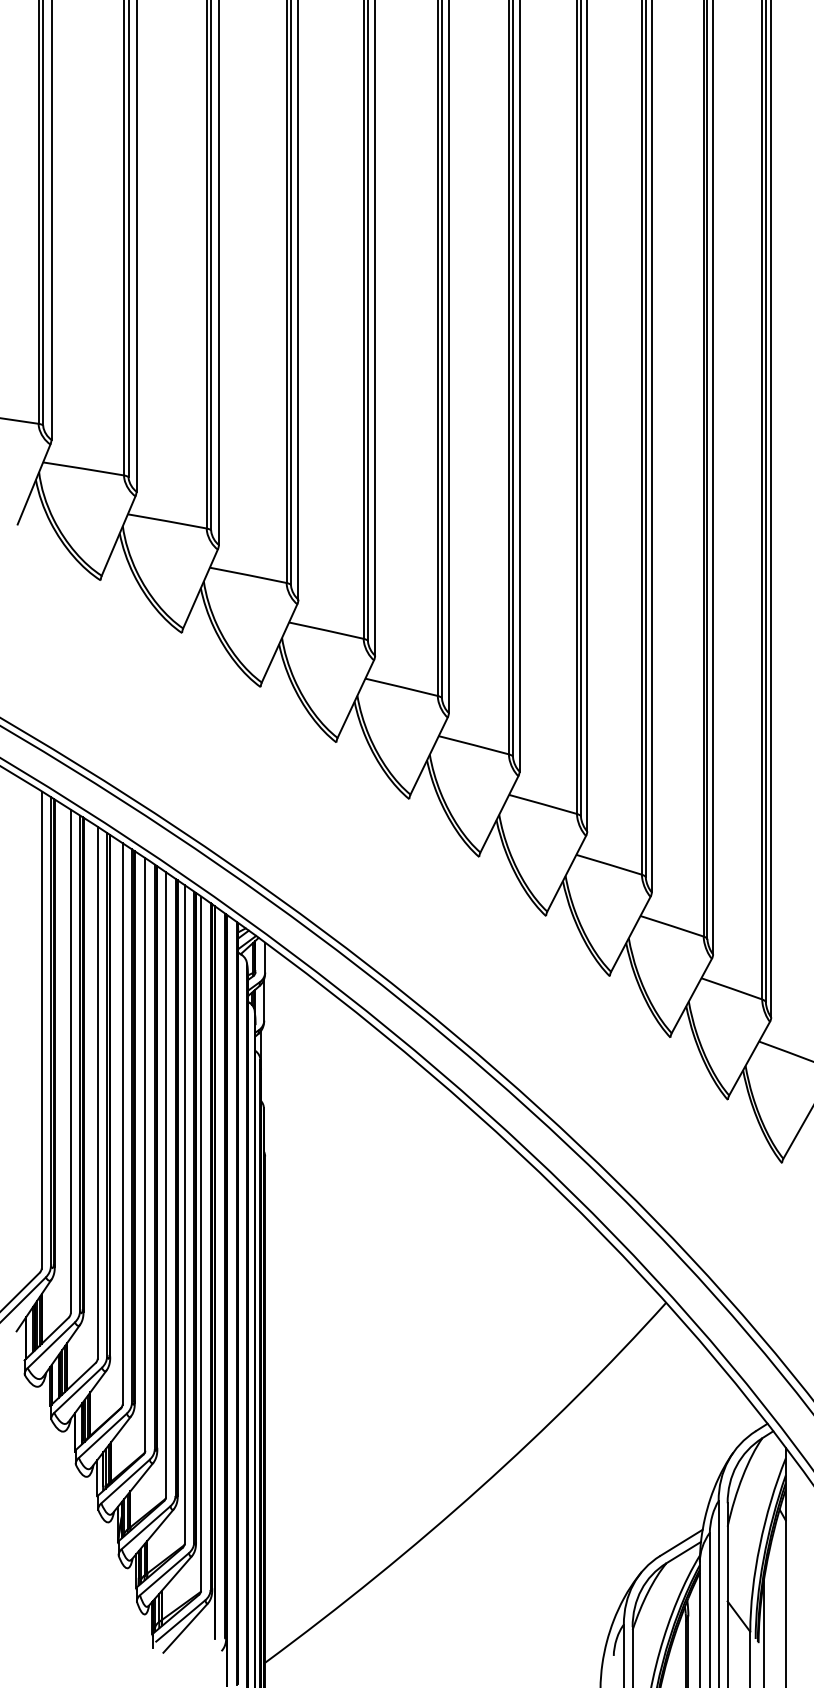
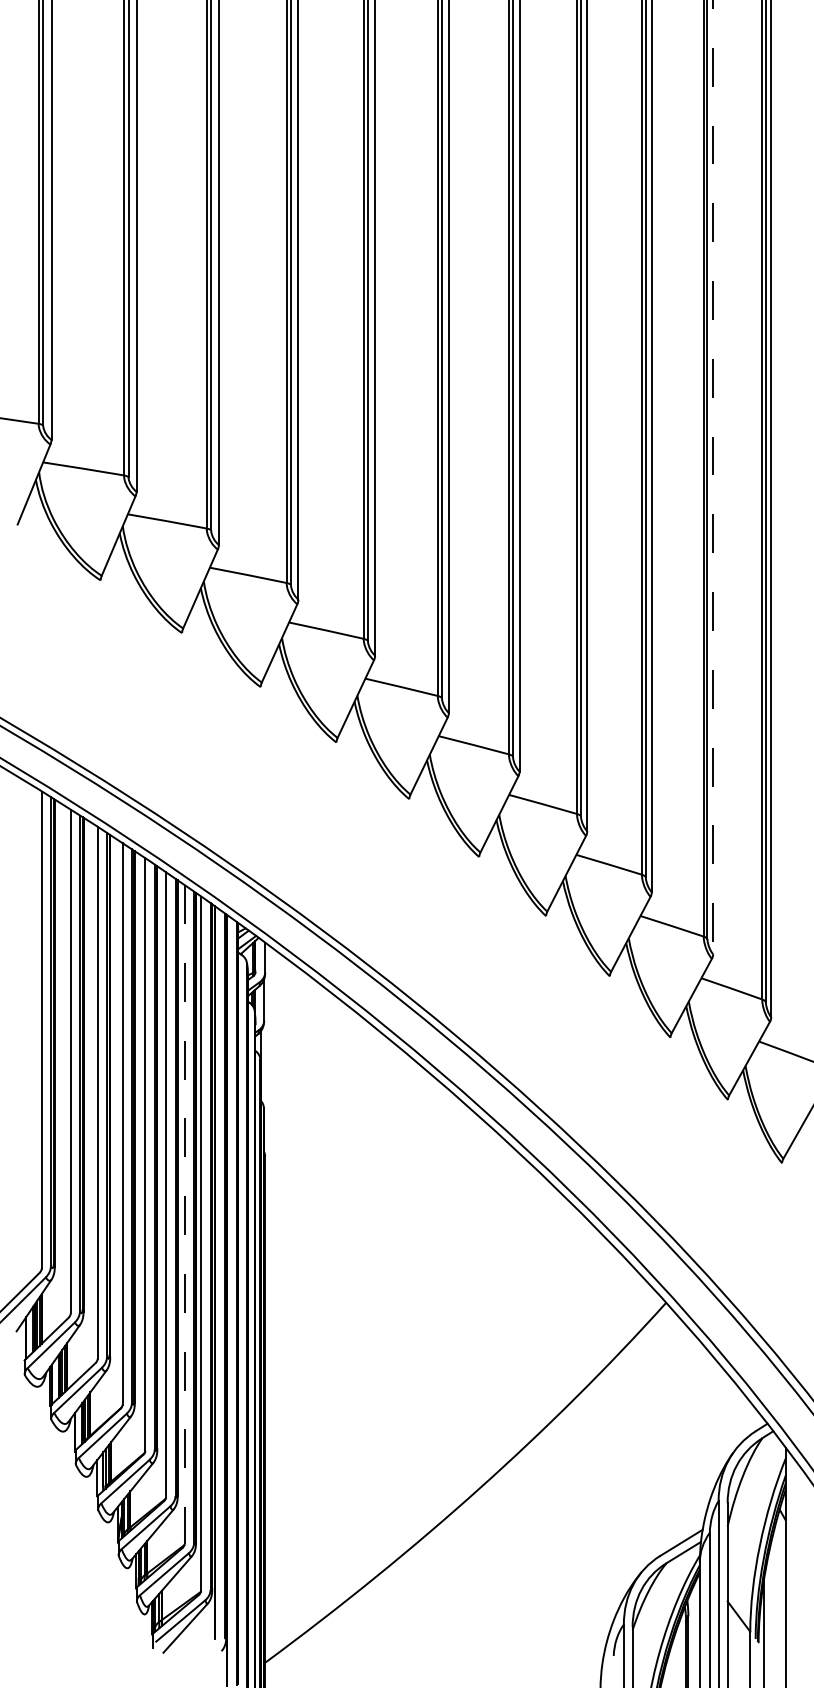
line: solid -> dashed (713, 477)
line: solid -> dashed (184, 1215)
